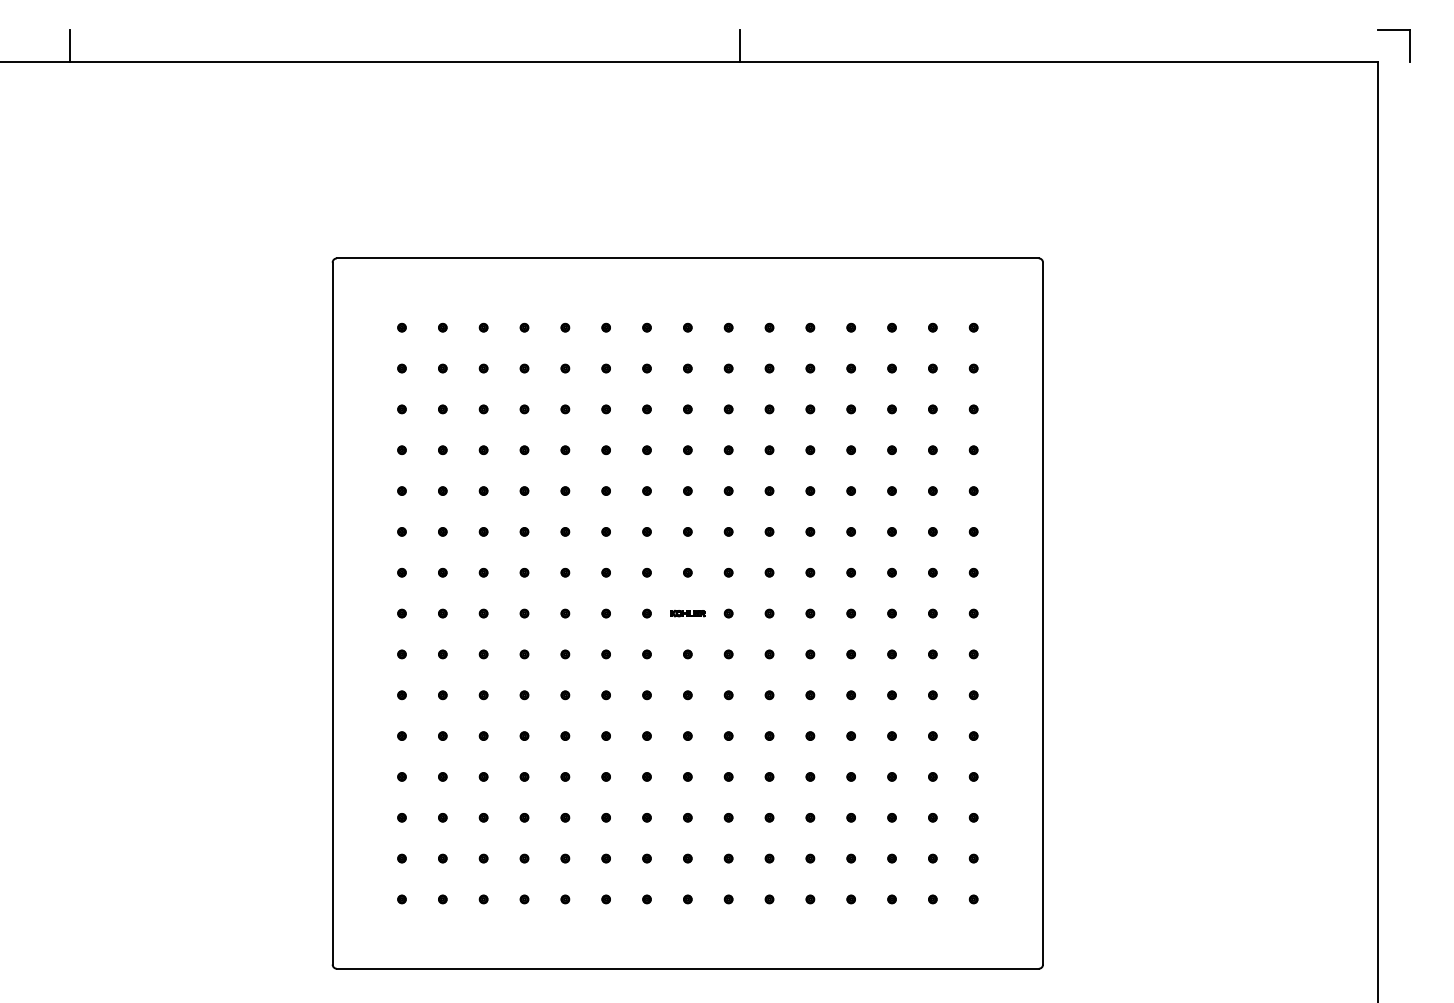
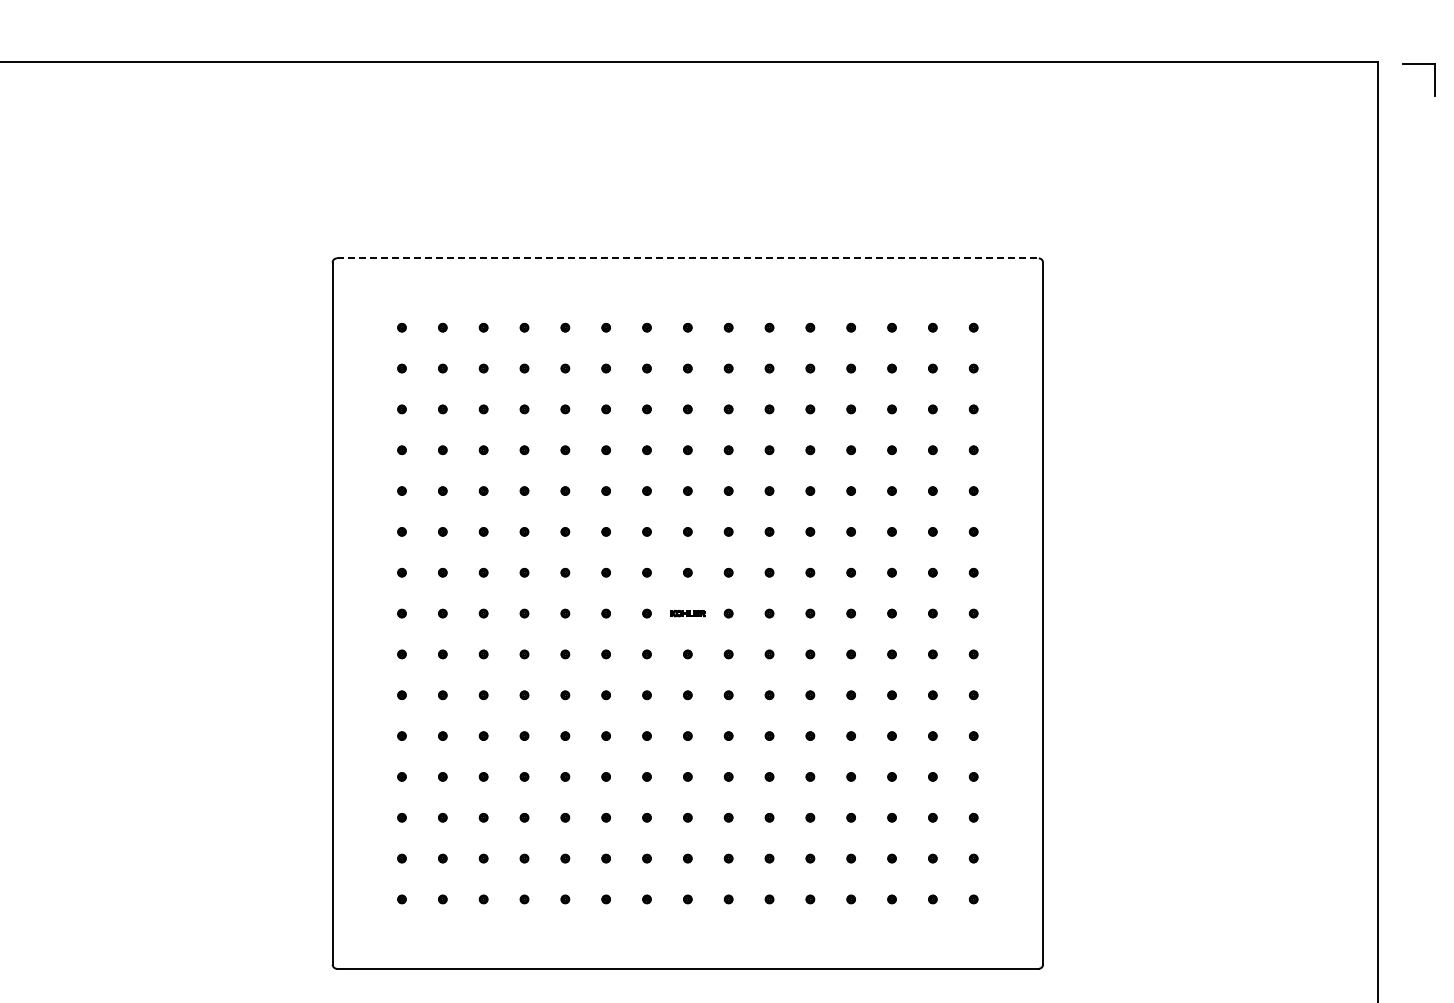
part position: (1393, 30) -> (1418, 64) (1418, 64)
line: present -> none (70, 45)
line: present -> none (740, 45)
line: solid -> dashed (687, 258)
